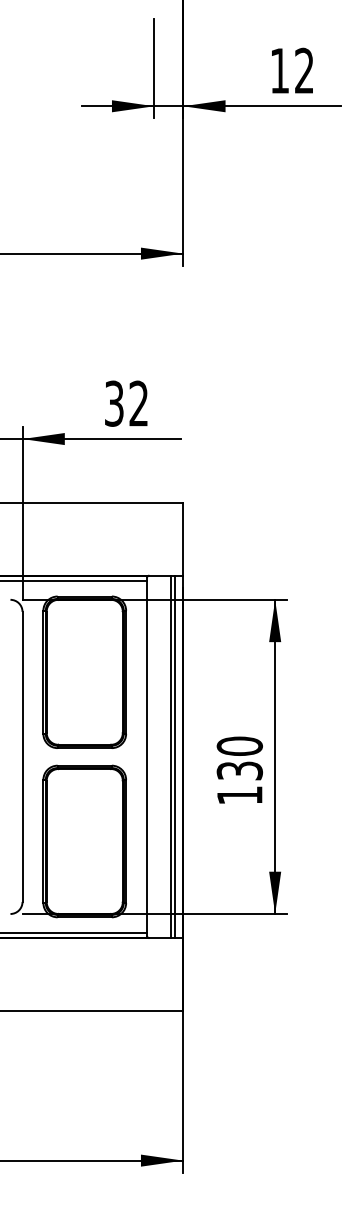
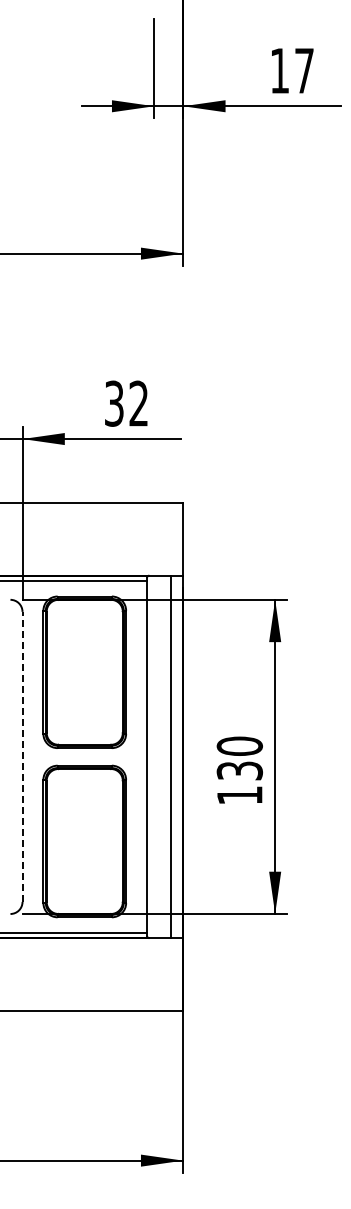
text: 12 -> 17 (304, 70)
line: solid -> dashed (22, 756)
line: present -> none (174, 756)
